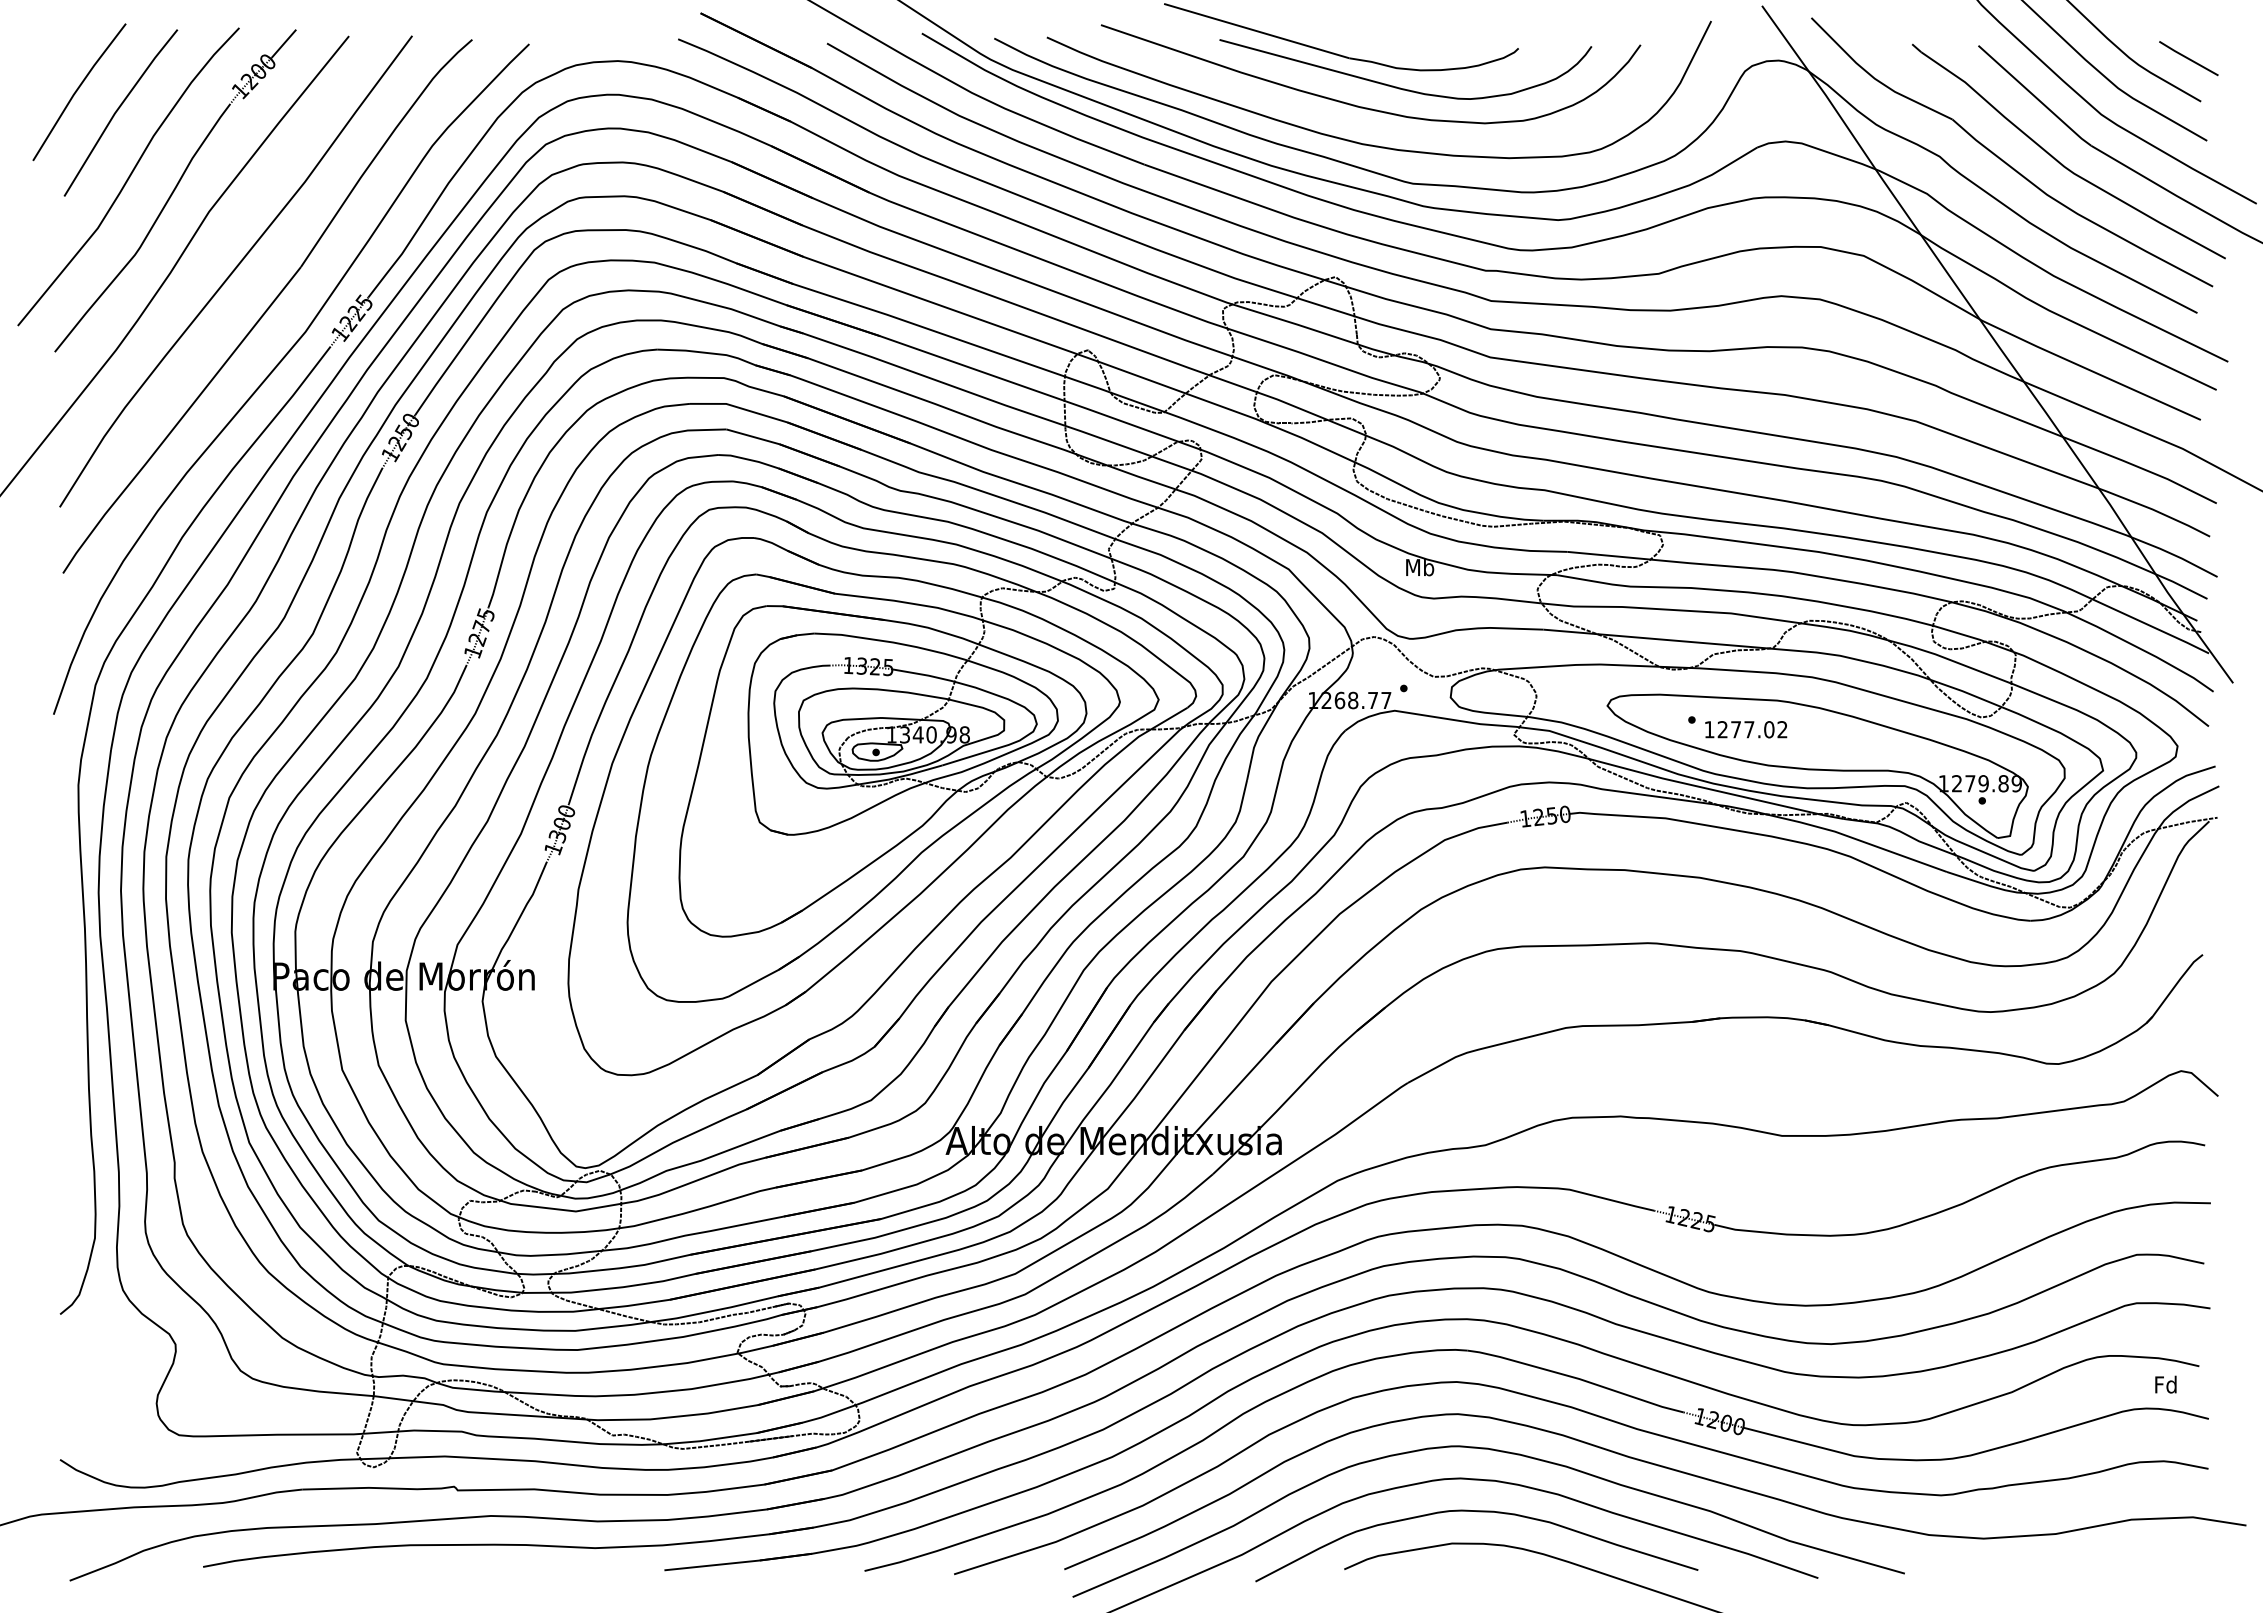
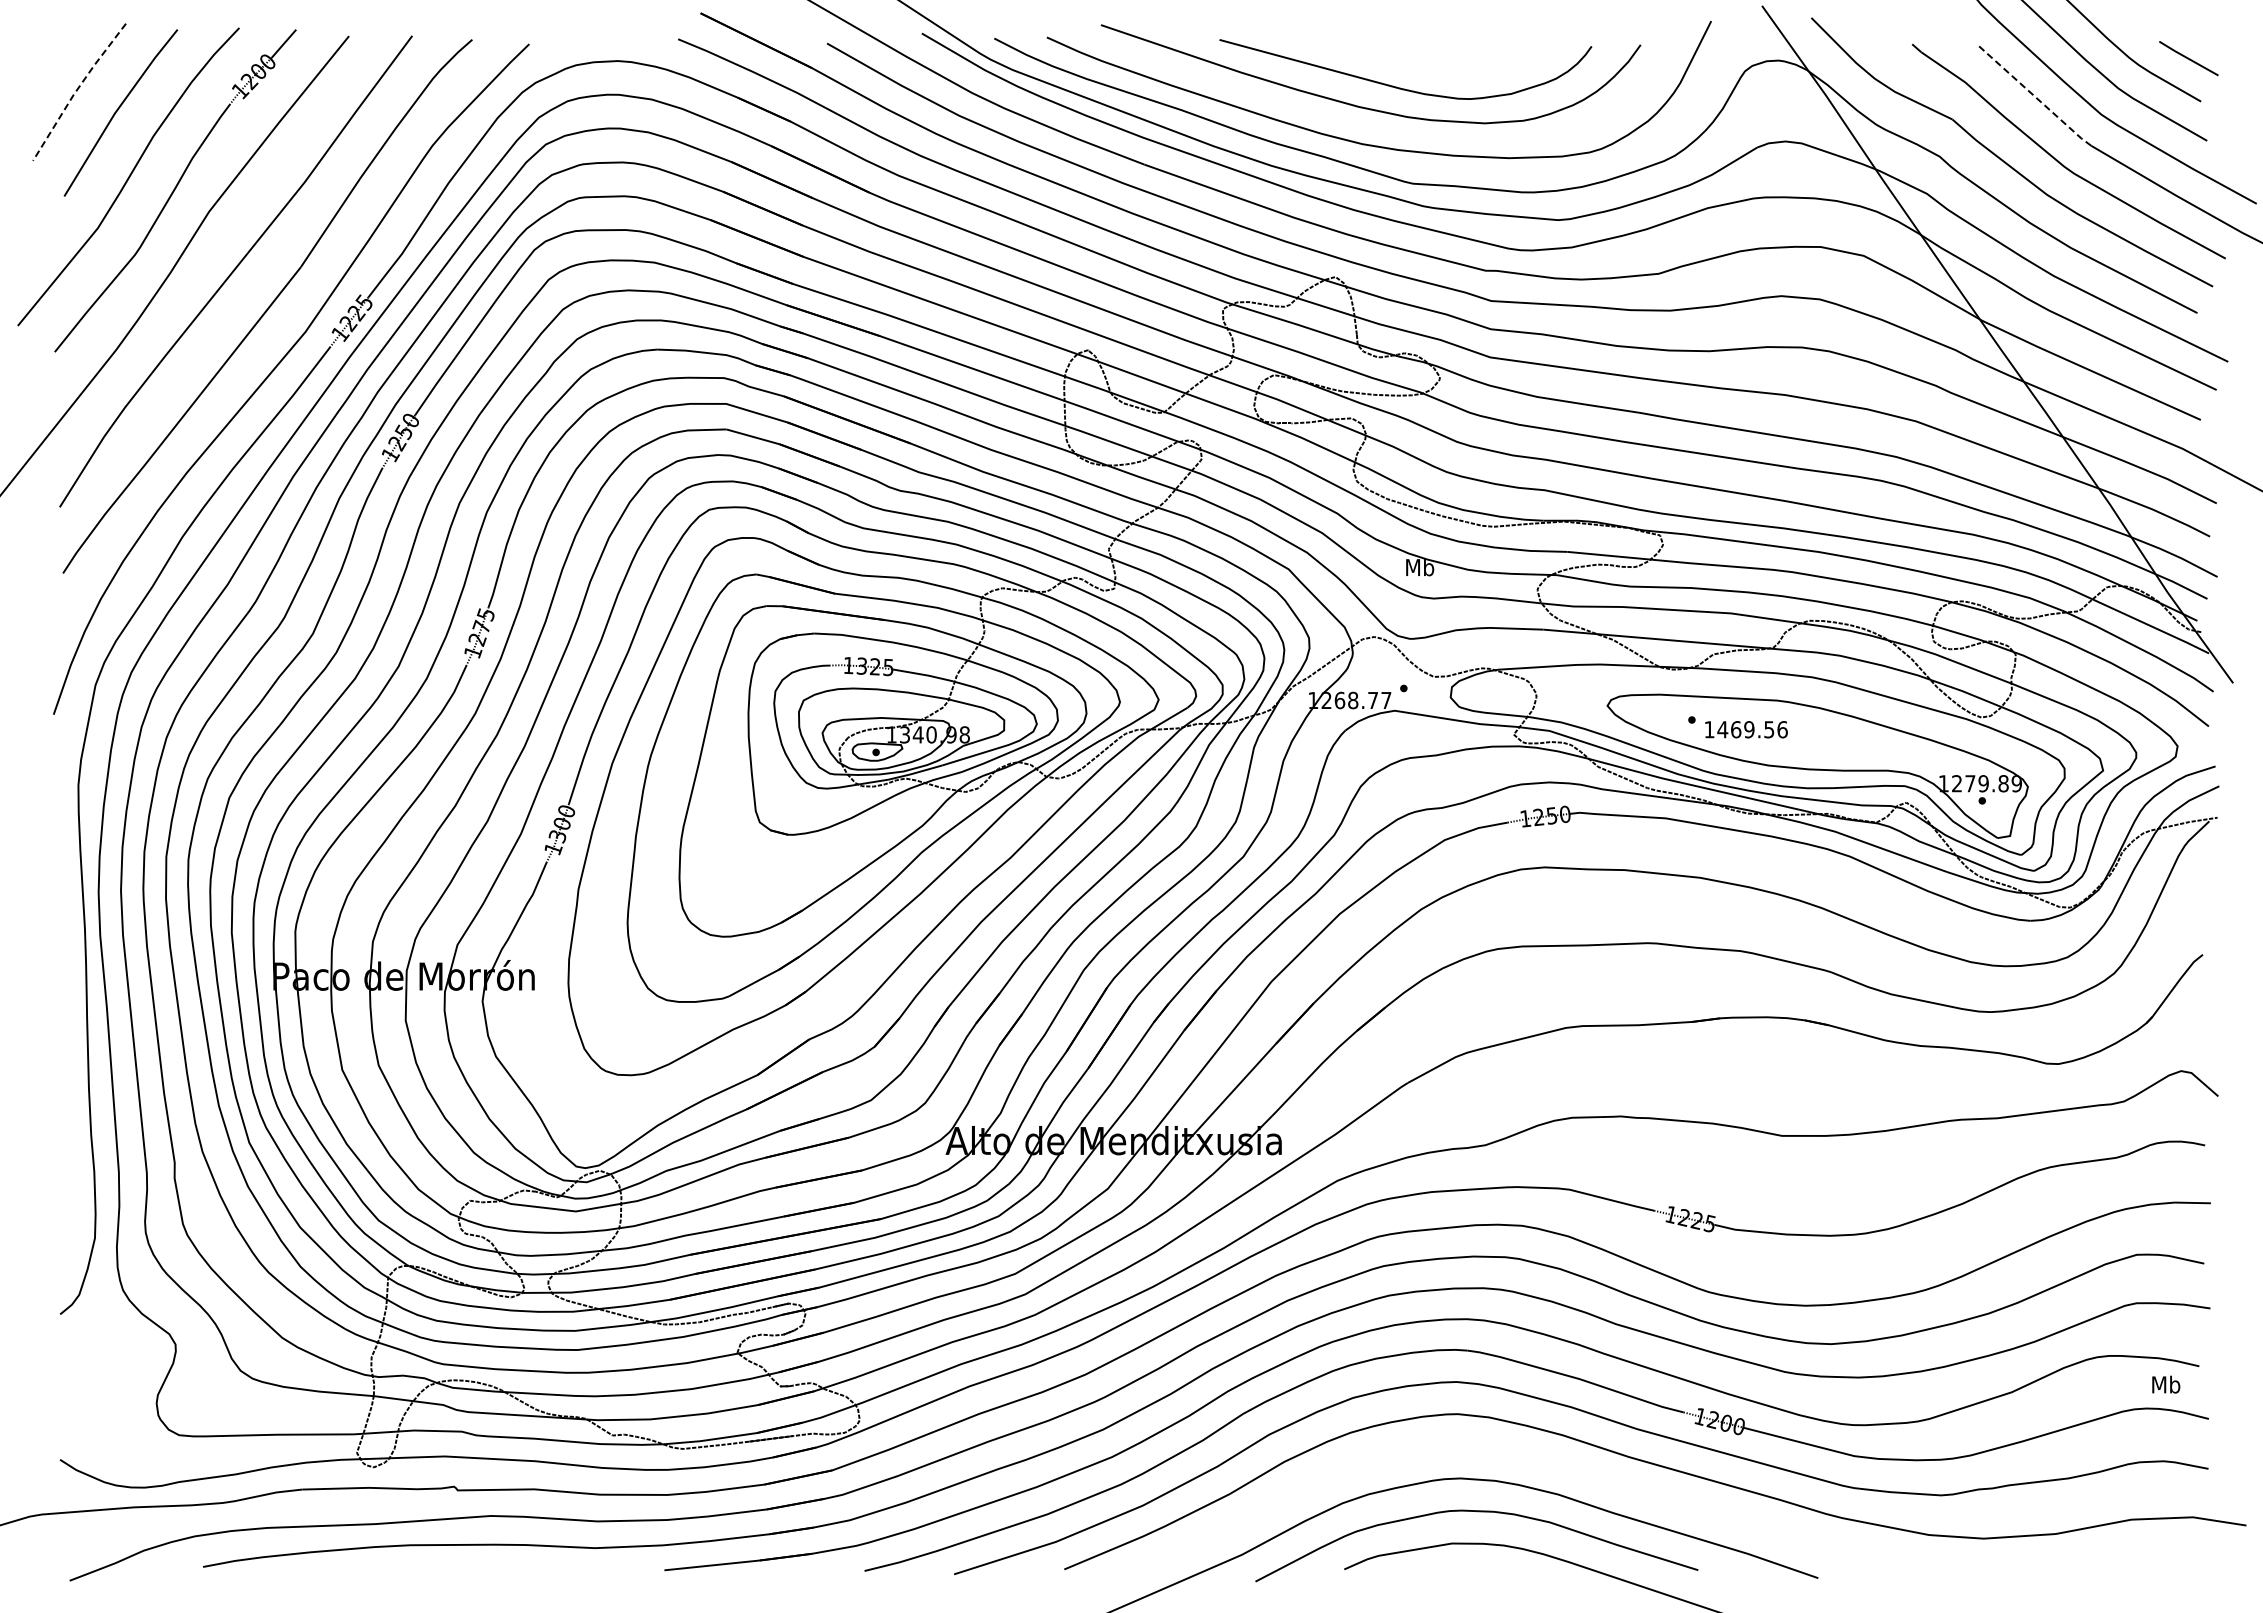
part: present -> none (1337, 53)
line: solid -> dashed (76, 90)
line: solid -> dashed (2034, 96)
text: 1277.02 -> 1469.56 (1752, 729)
text: Fd -> Mb (2166, 1384)
curve: present -> none (1501, 1452)
